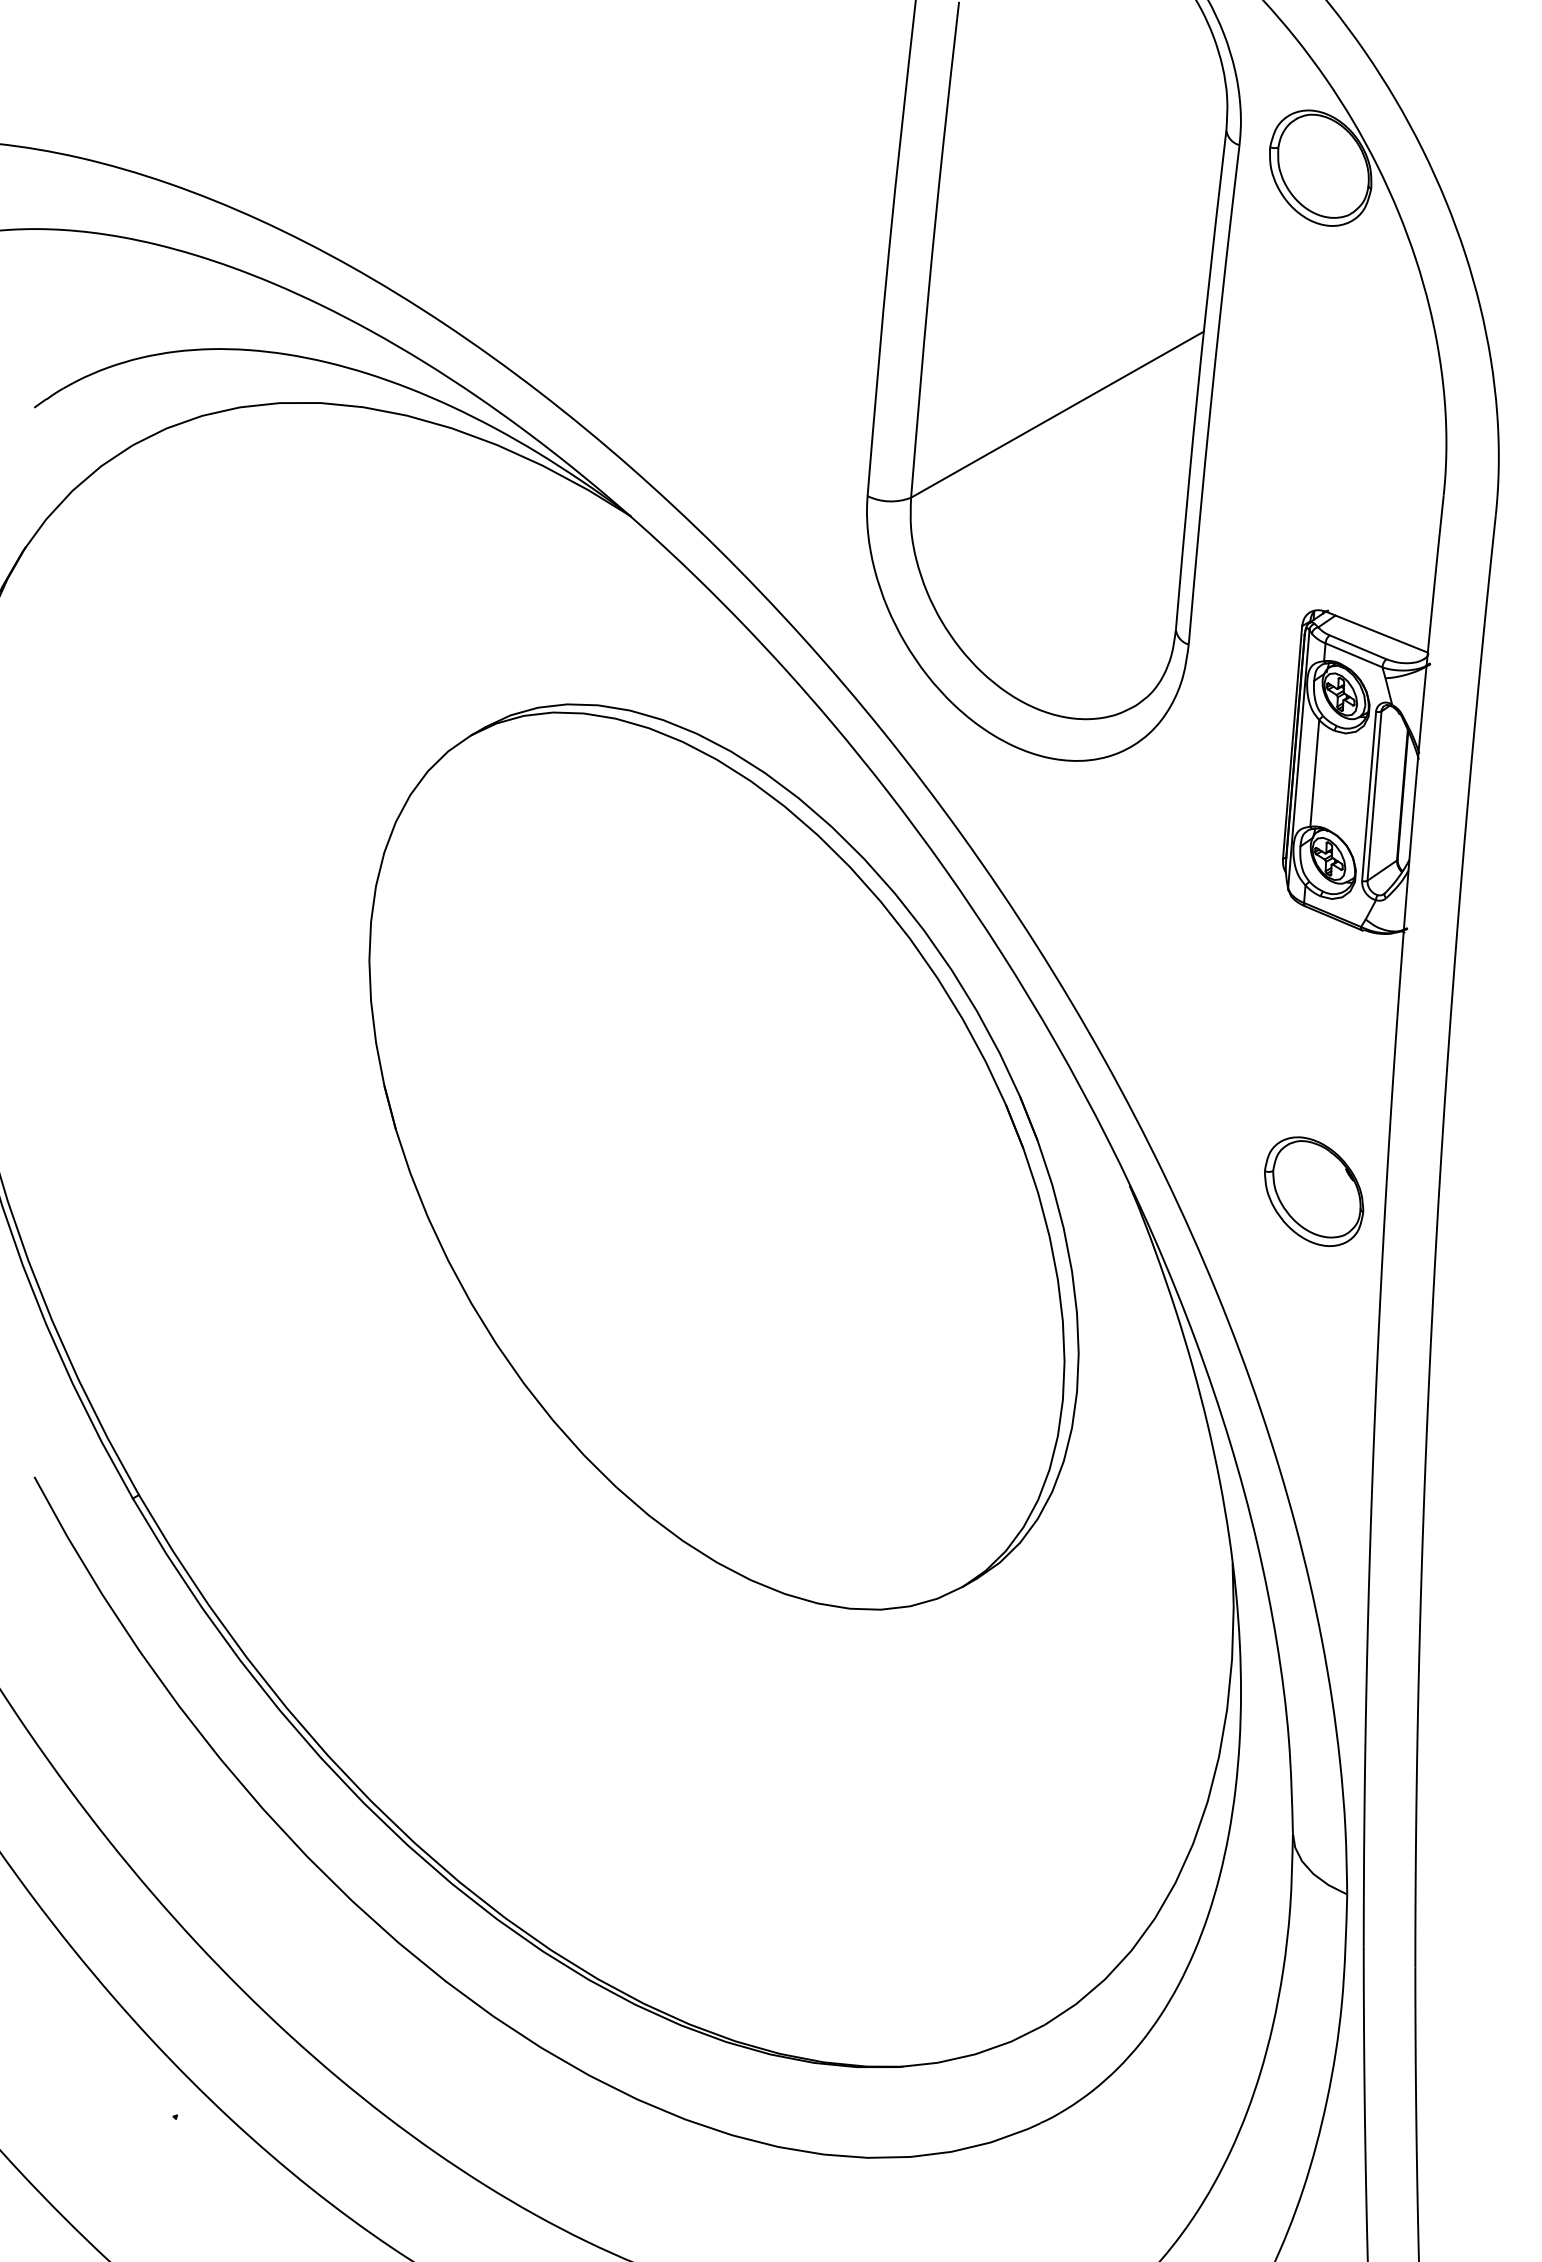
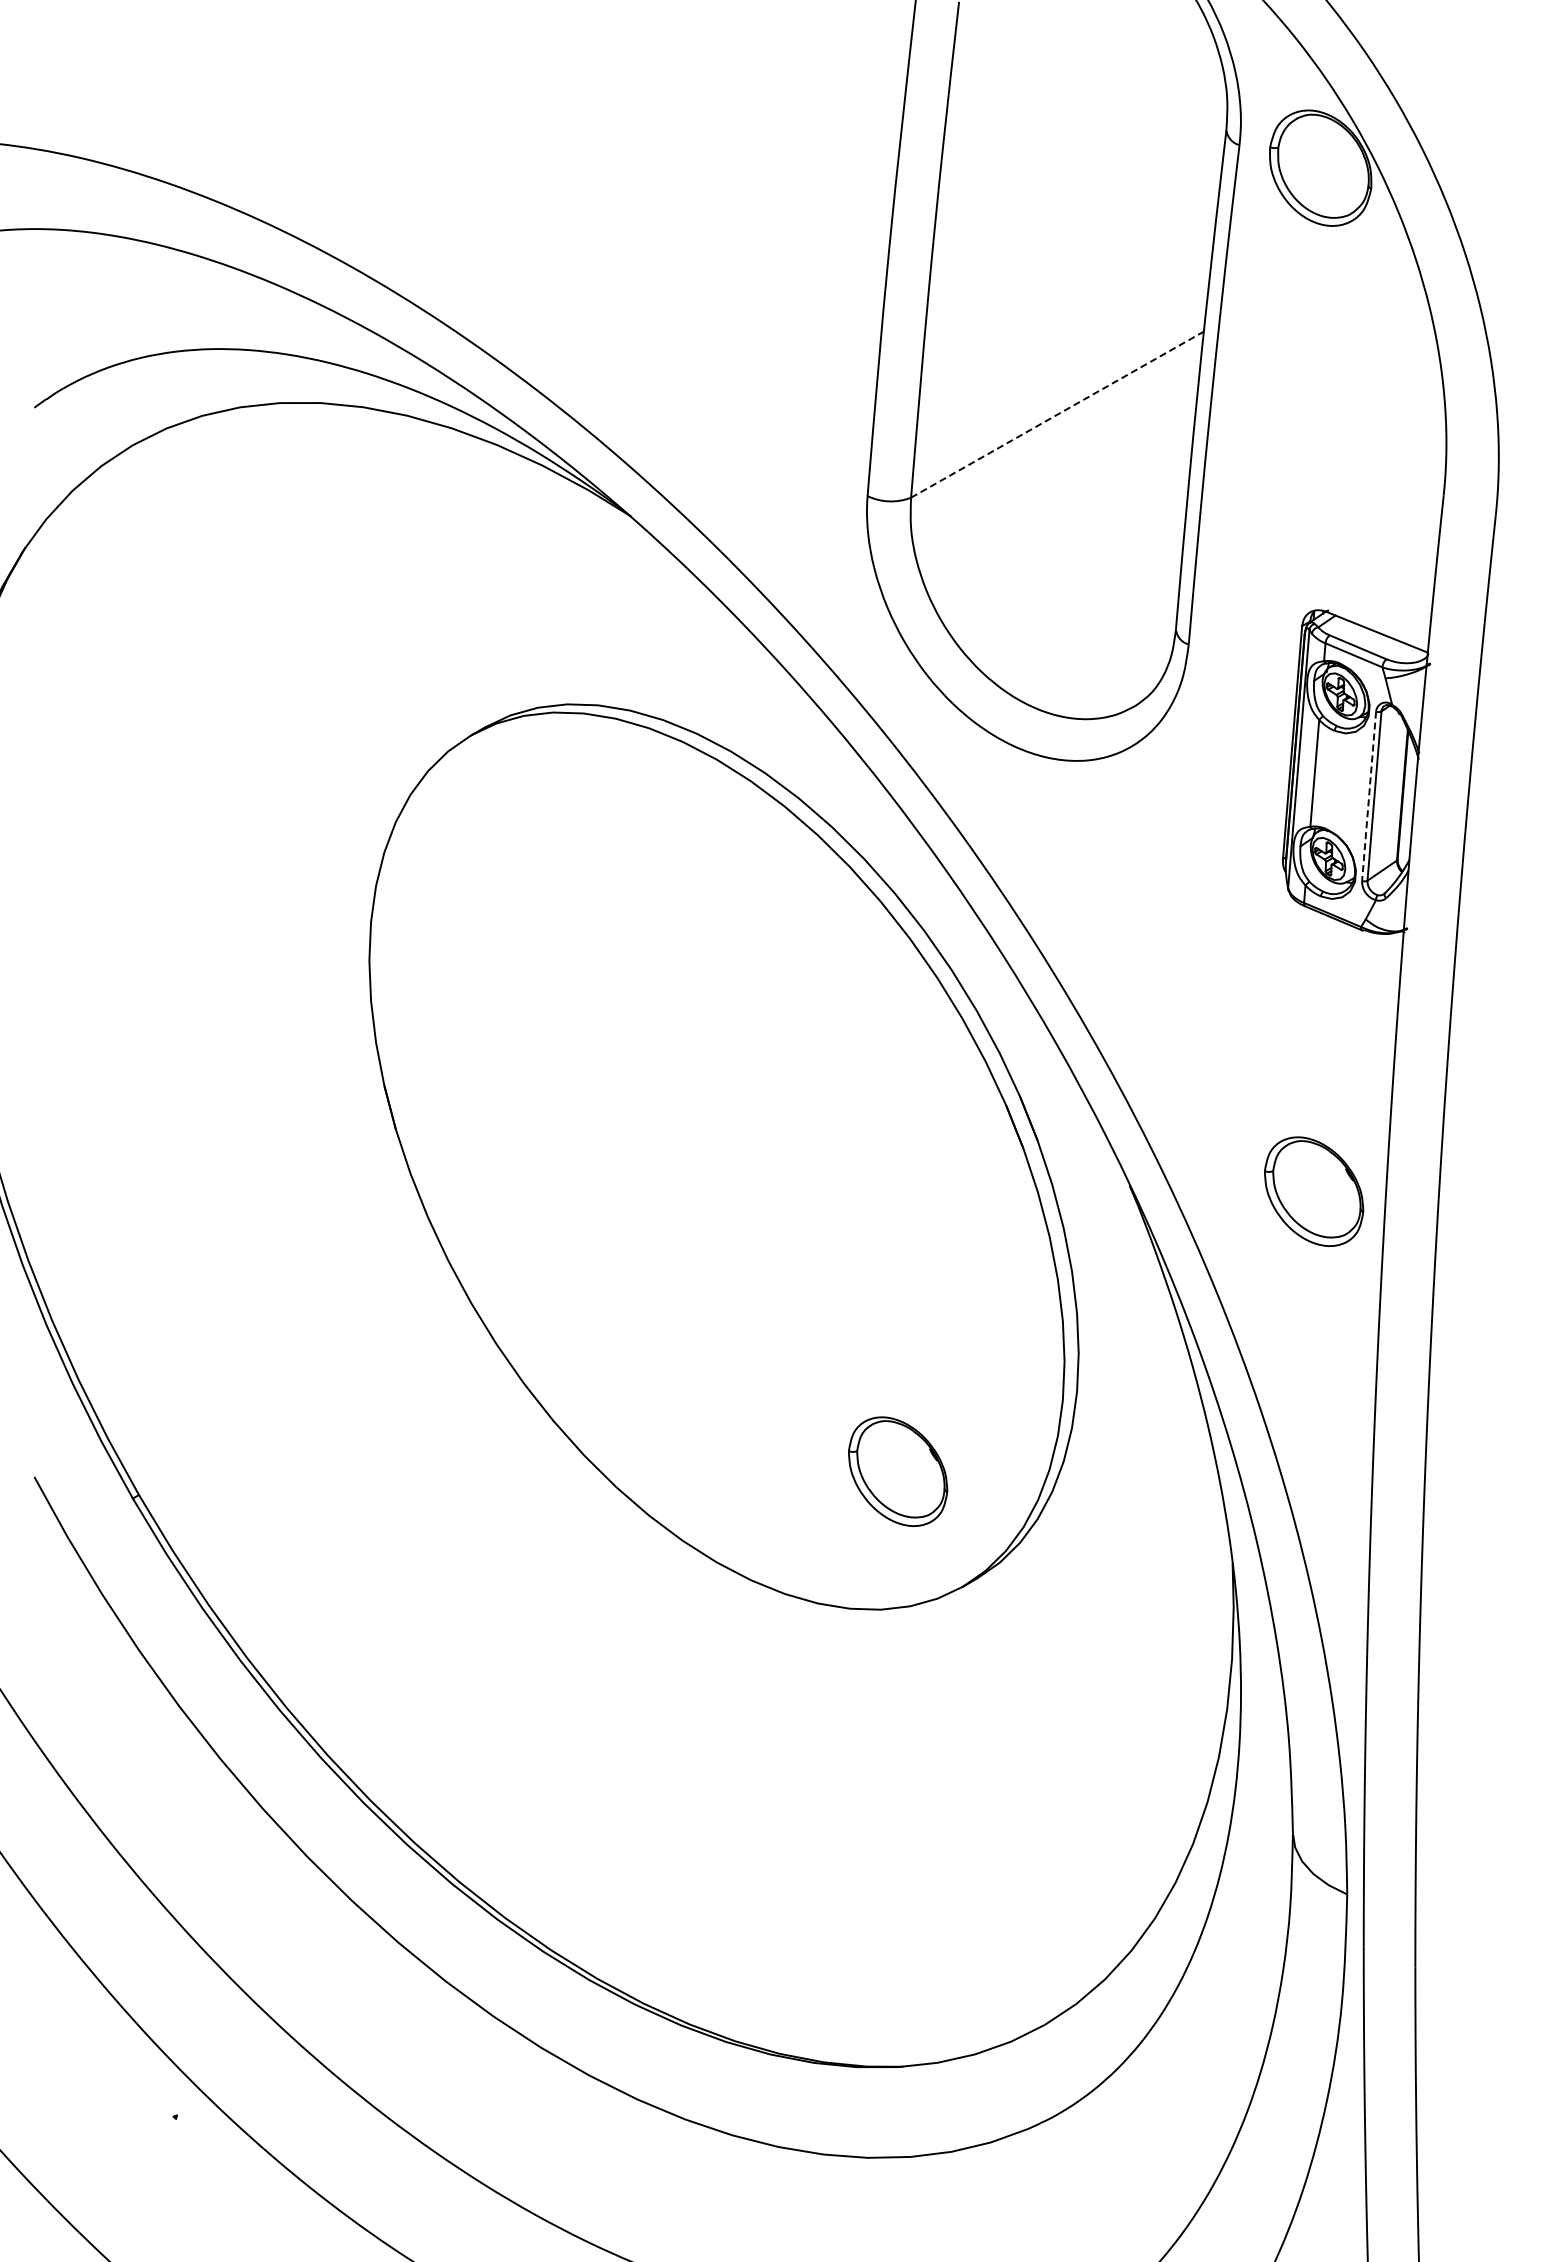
line: solid -> dashed (1057, 414)
line: solid -> dashed (1369, 796)
part: none -> present (898, 1471)
